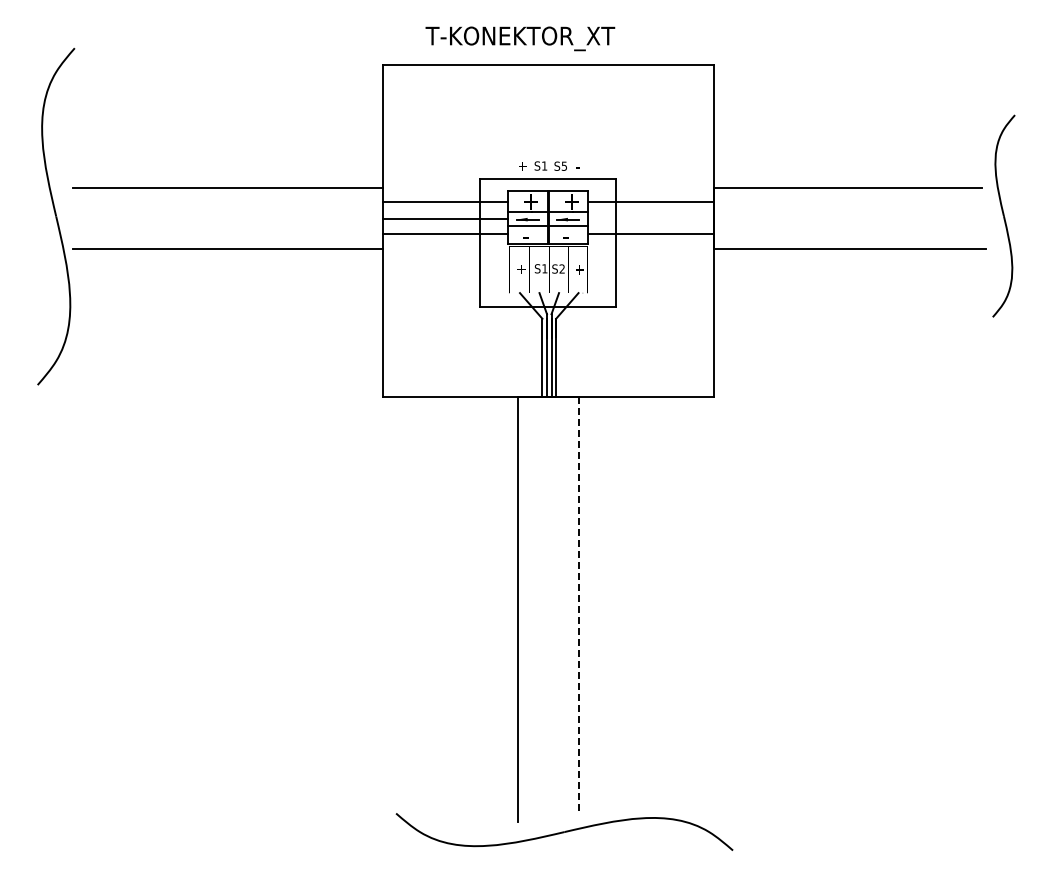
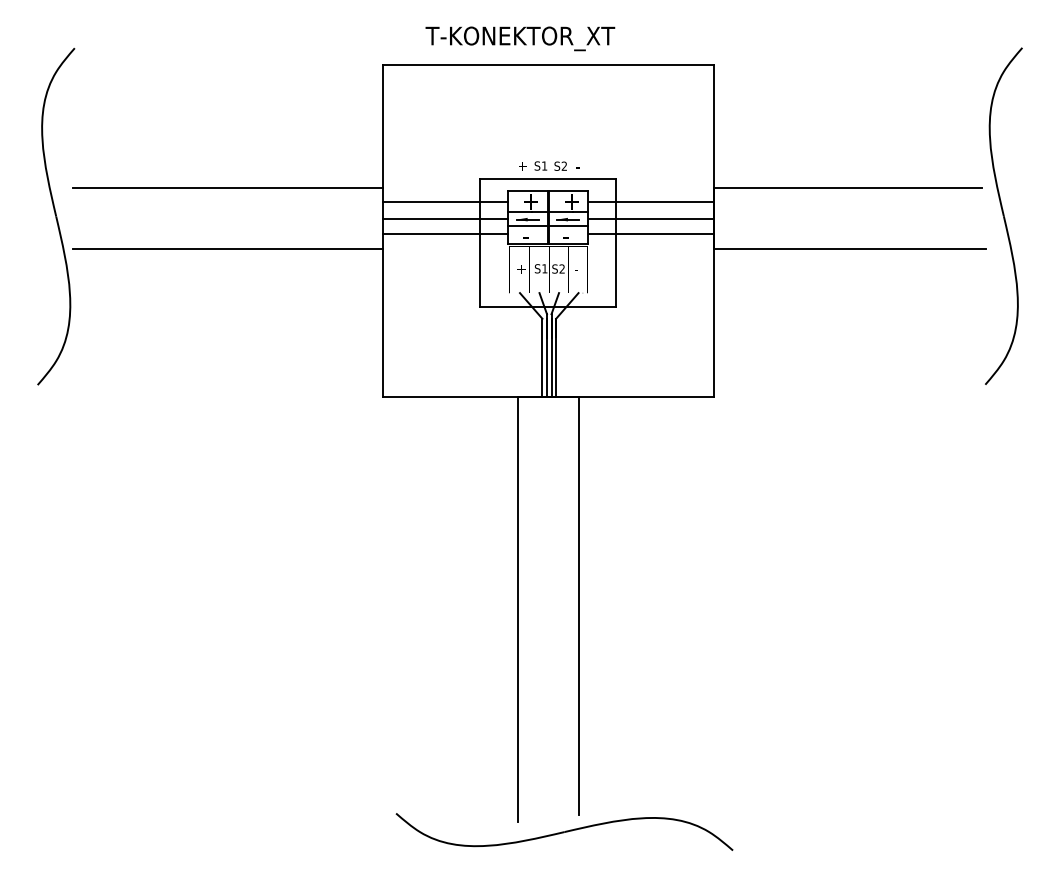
text: S5 -> S2 (563, 165)
part size: 24x204 px -> 38x338 px (1003, 215)
line: none -> present (651, 218)
text: + -> - (579, 269)
line: dashed -> solid (578, 606)
